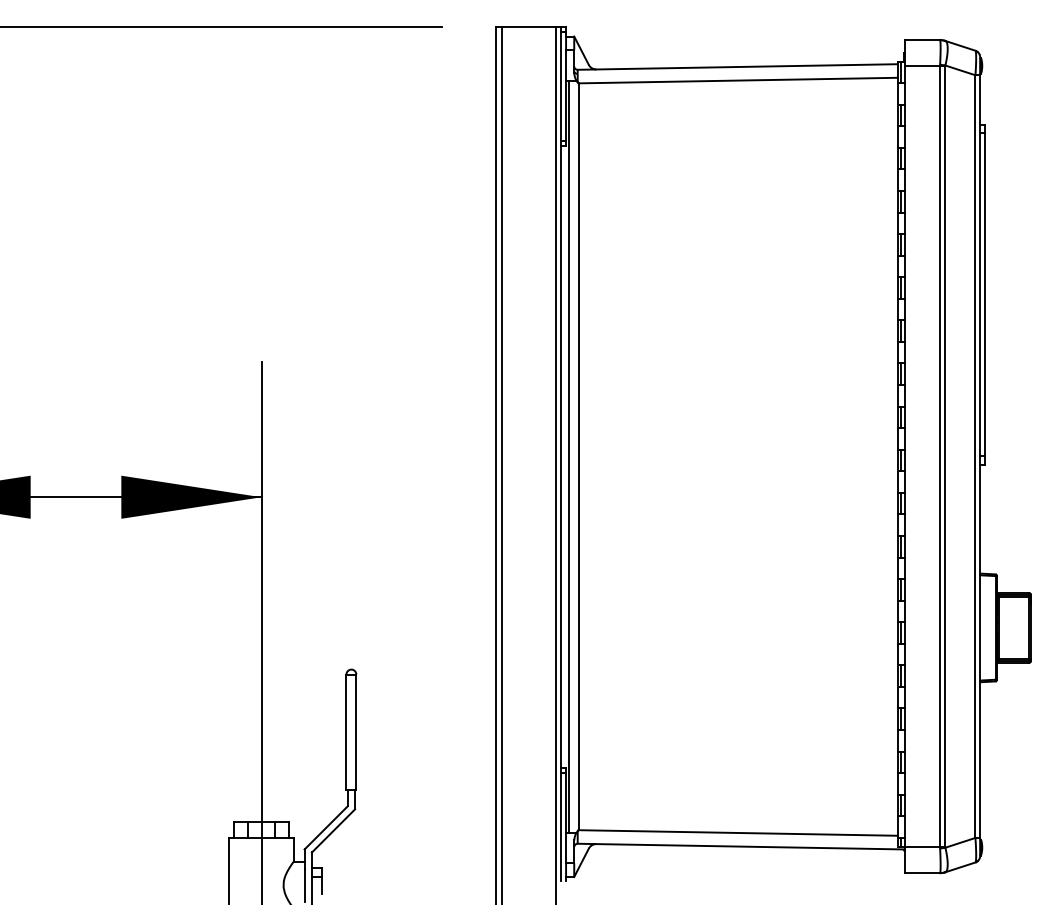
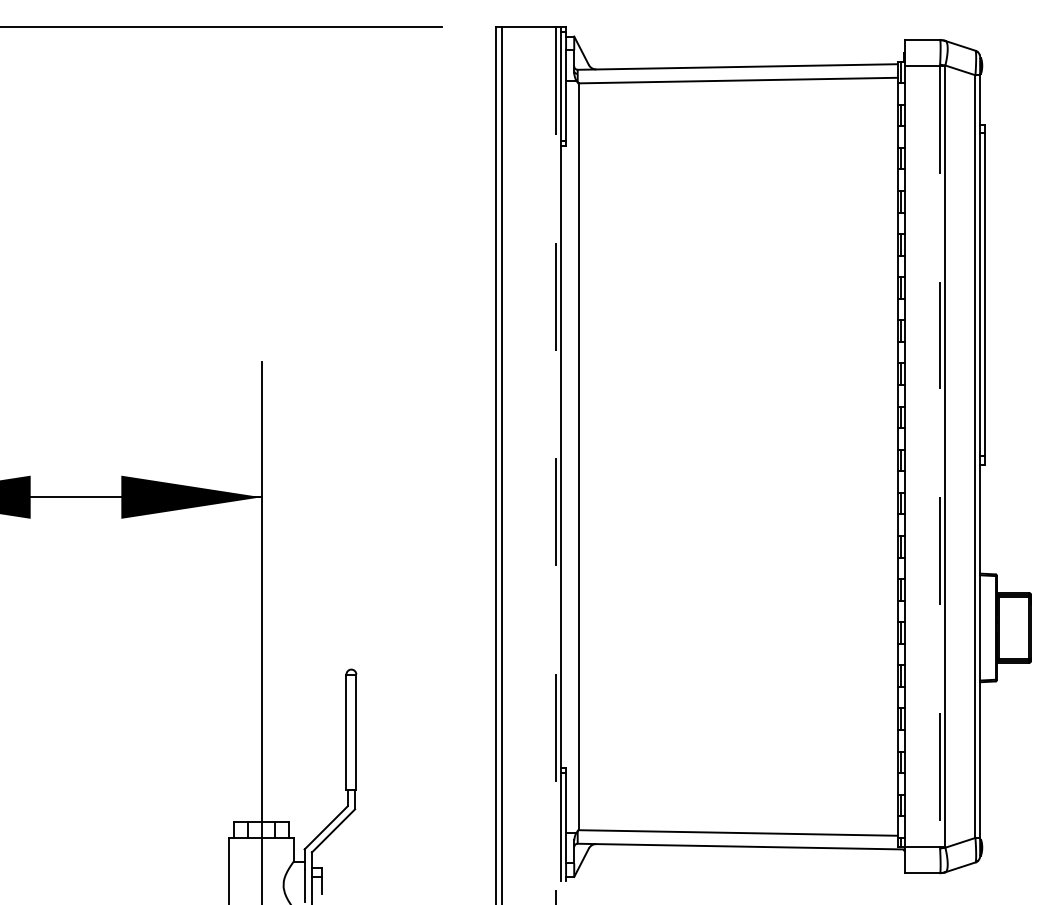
line: present -> none (568, 456)
line: solid -> dashed (940, 456)
line: solid -> dashed (555, 466)
